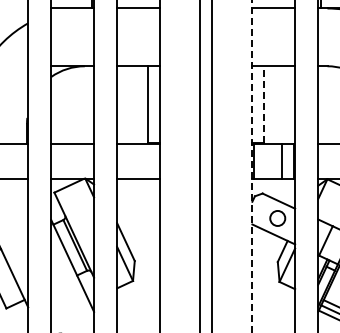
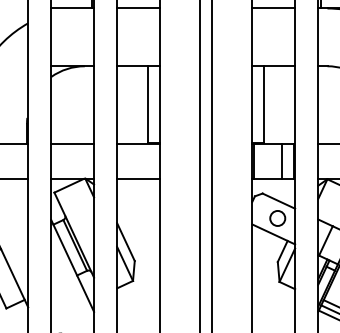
line: dashed -> solid (263, 104)
line: dashed -> solid (252, 166)
